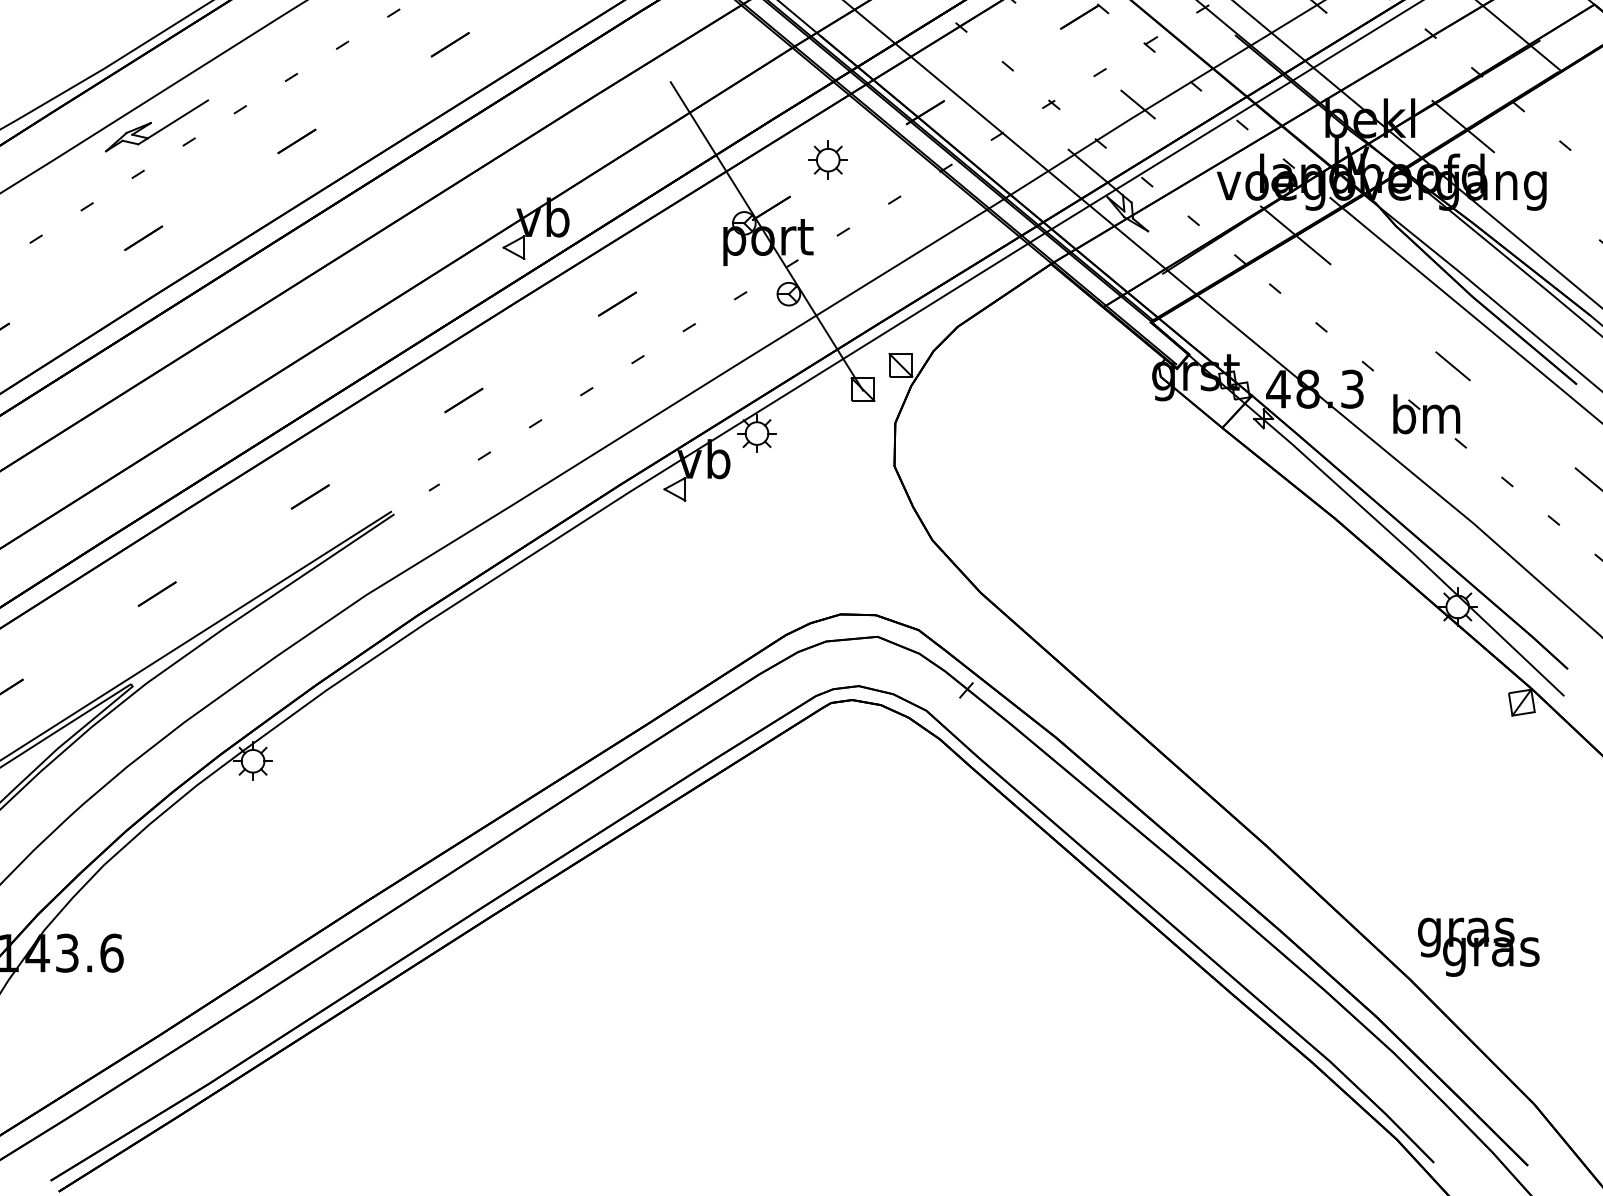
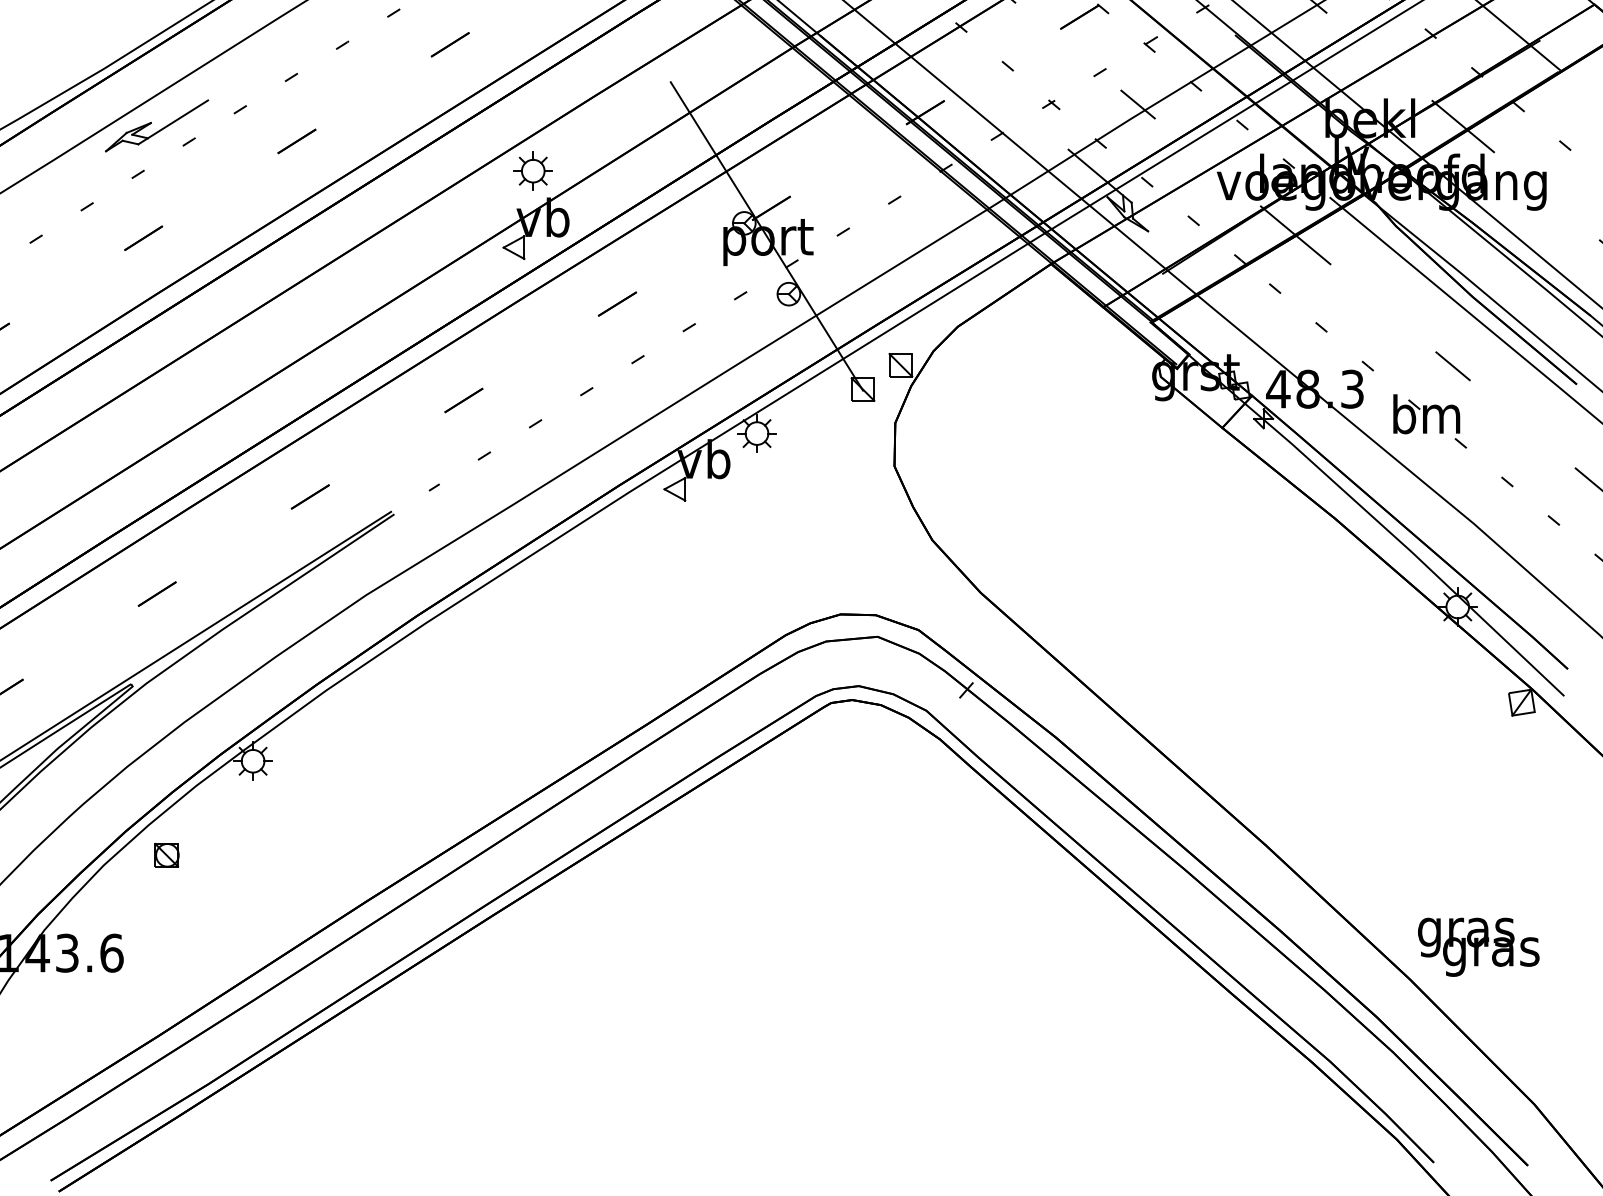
part position: (827, 159) -> (532, 170) (532, 170)
part: none -> present (166, 854)
